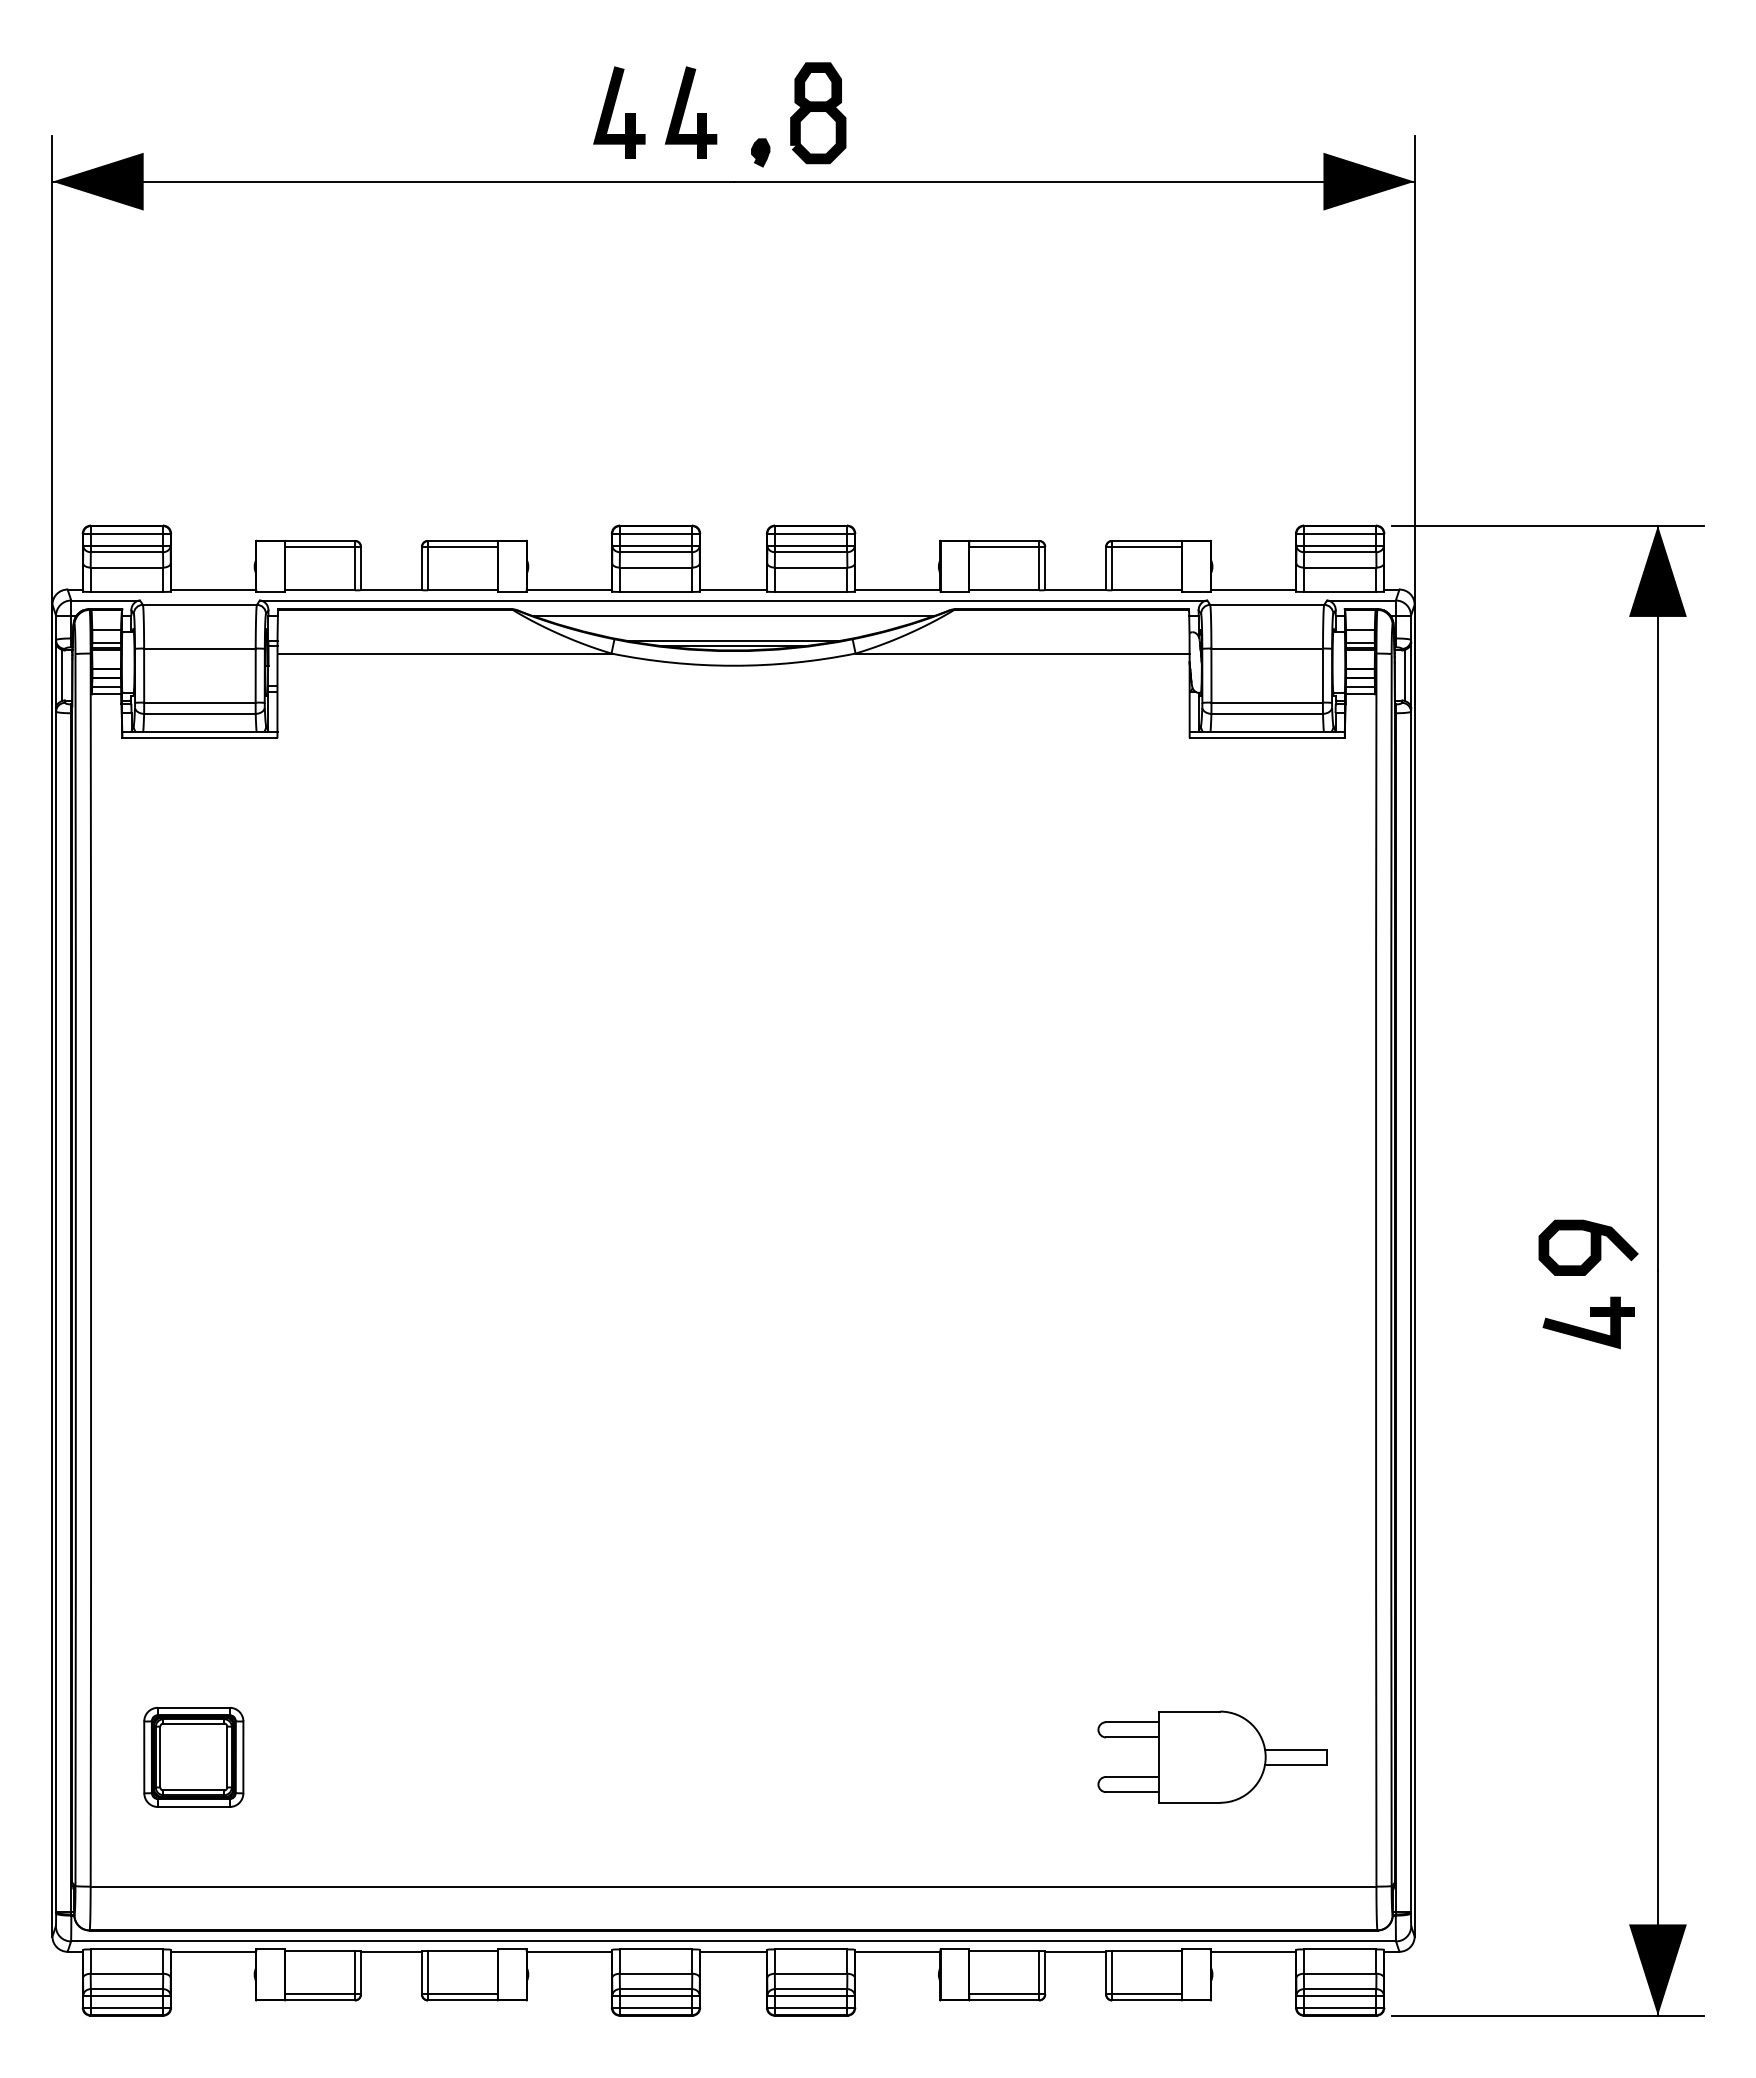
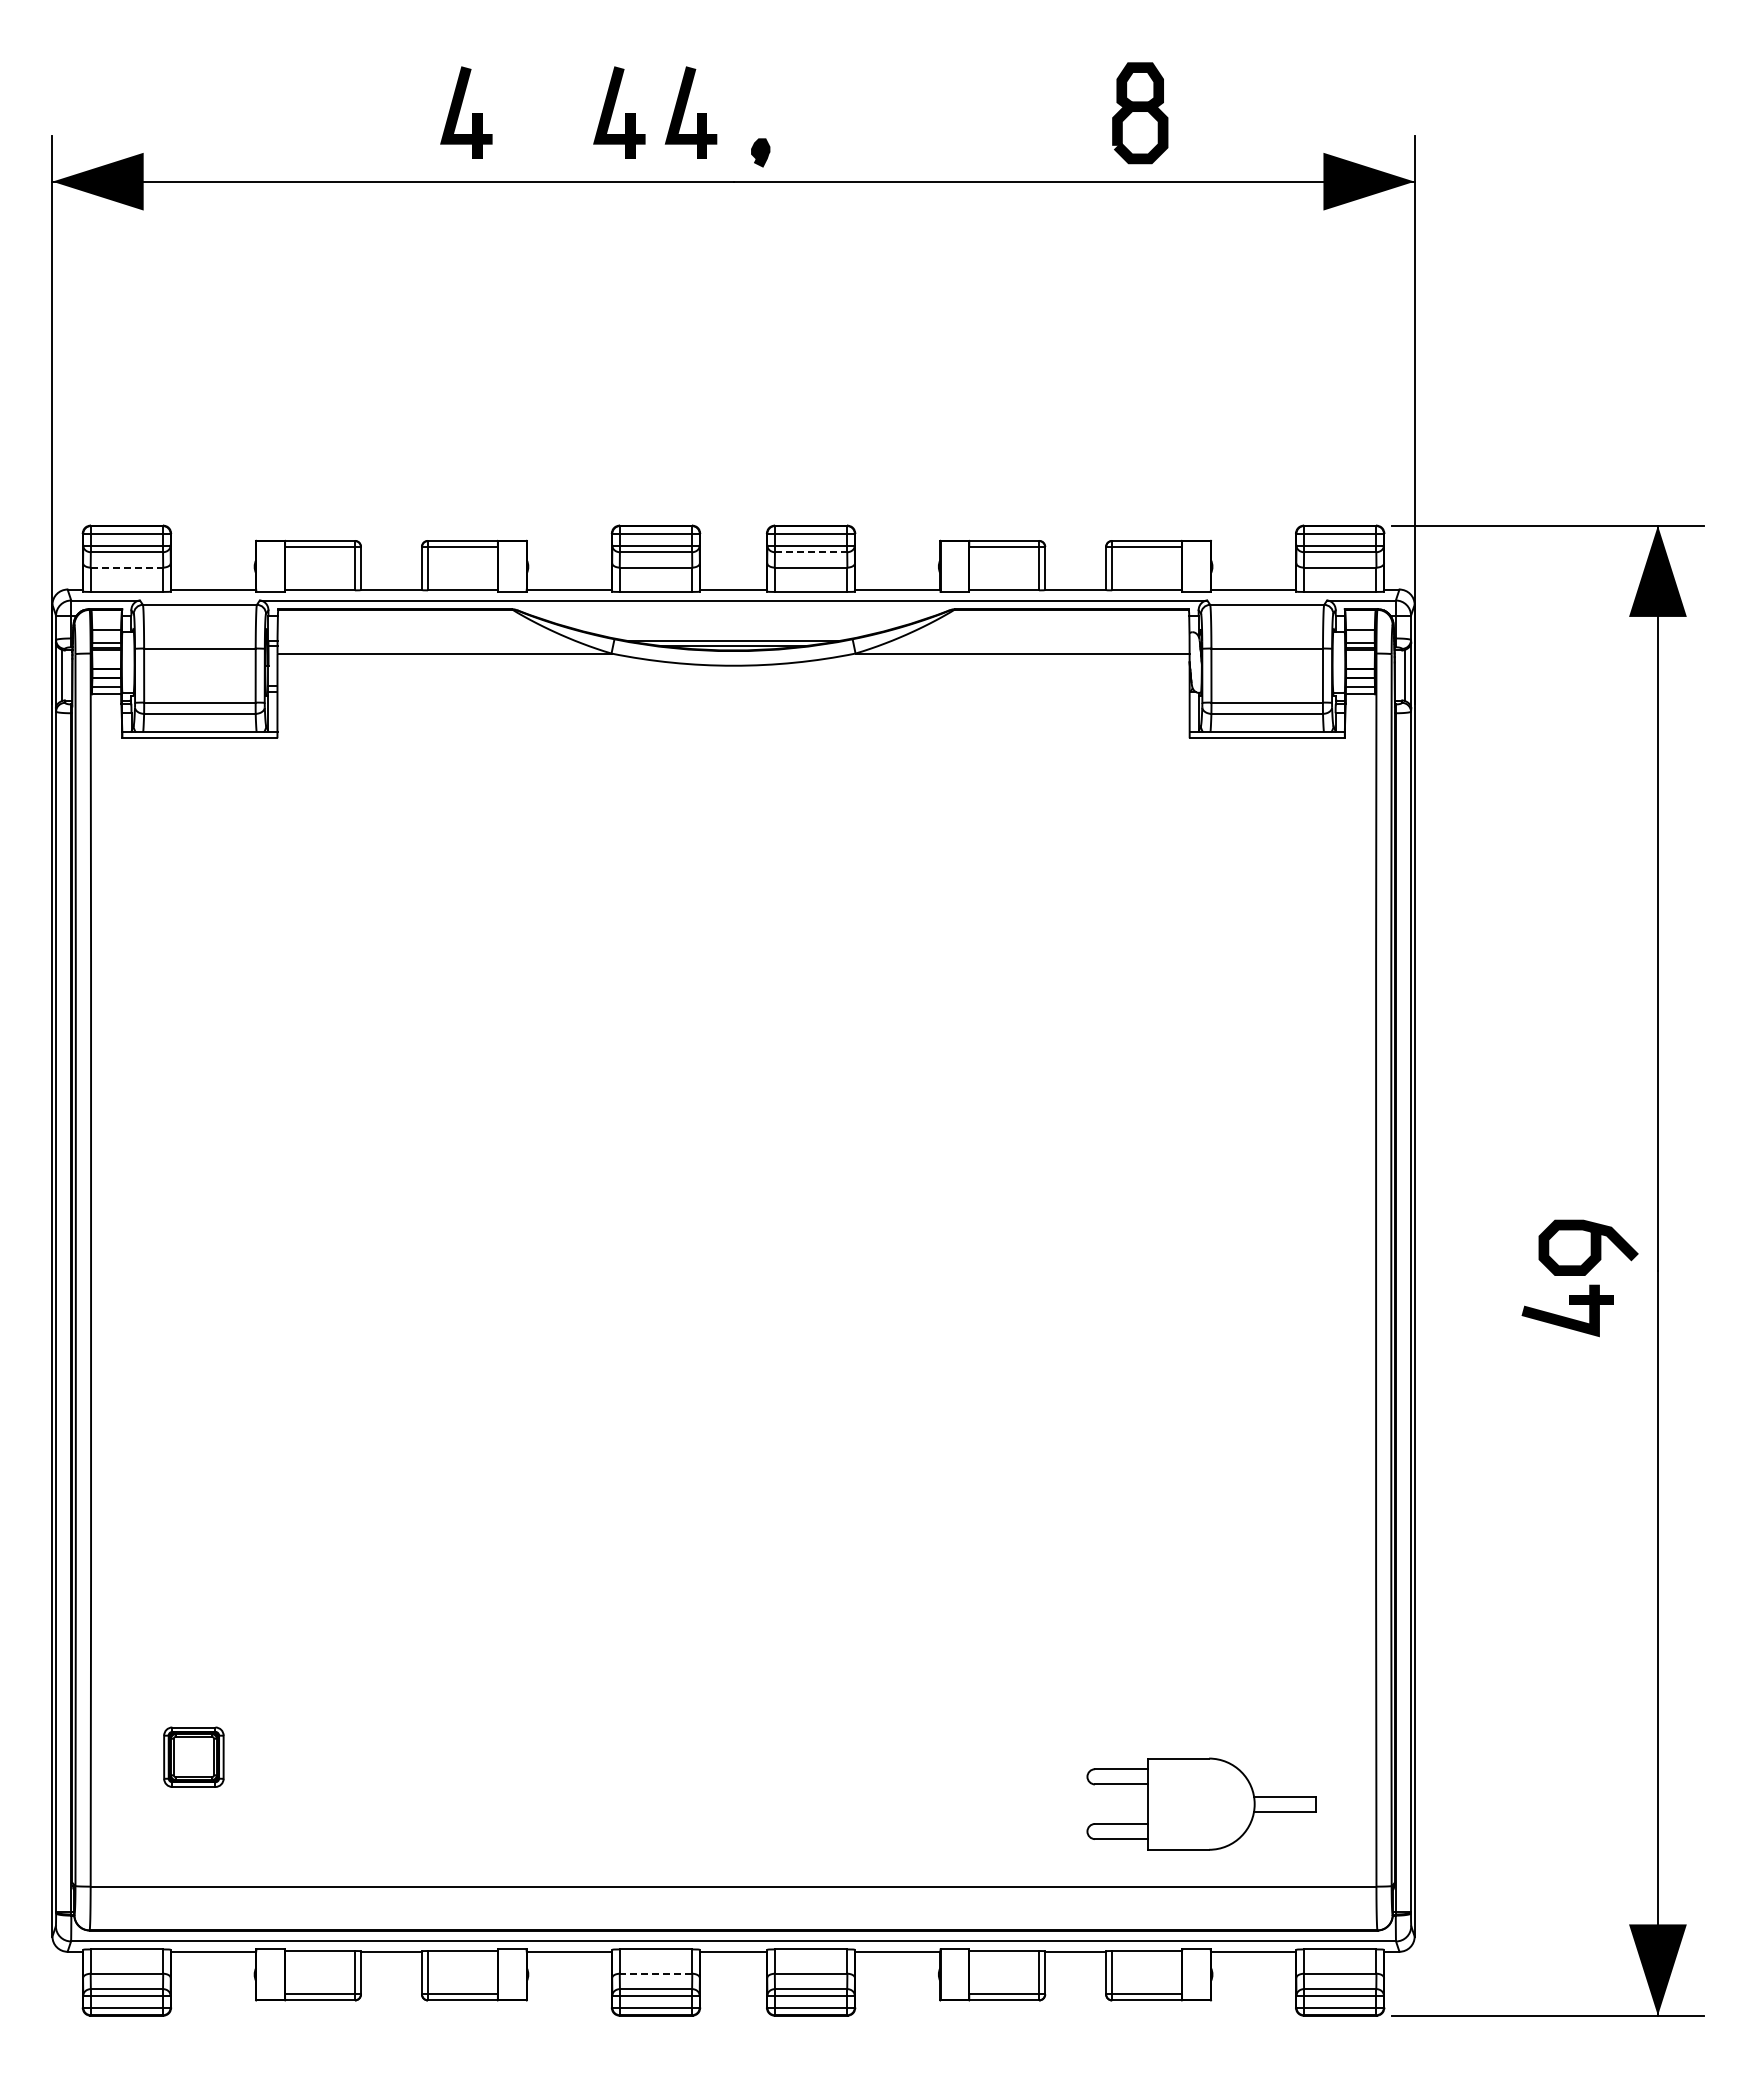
part: none -> present (472, 113)
part position: (818, 113) -> (1140, 113) (1140, 113)
line: solid -> dashed (811, 552)
line: solid -> dashed (127, 567)
line: present -> none (733, 615)
part position: (1590, 1316) -> (1569, 1304) (1569, 1304)
part size: 102x102 px -> 62x62 px (193, 1756)
part position: (1212, 1756) -> (1201, 1803) (1201, 1803)
line: solid -> dashed (655, 1973)
